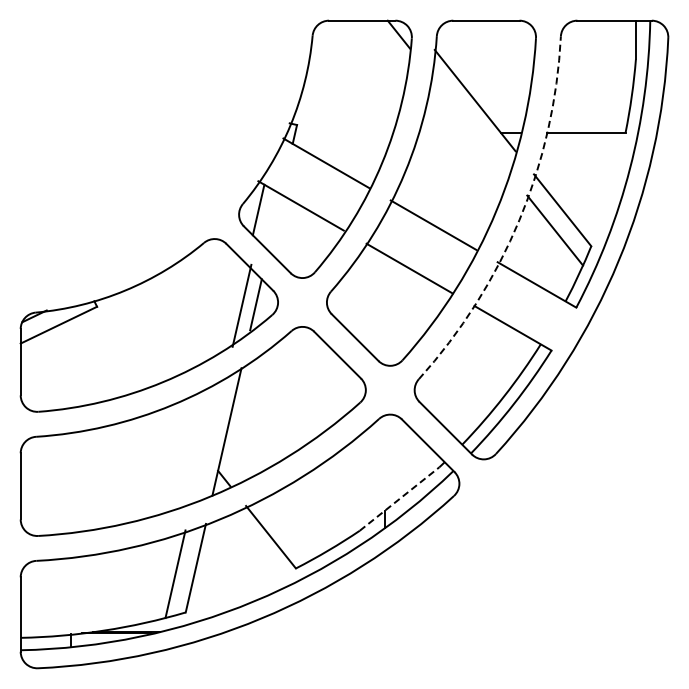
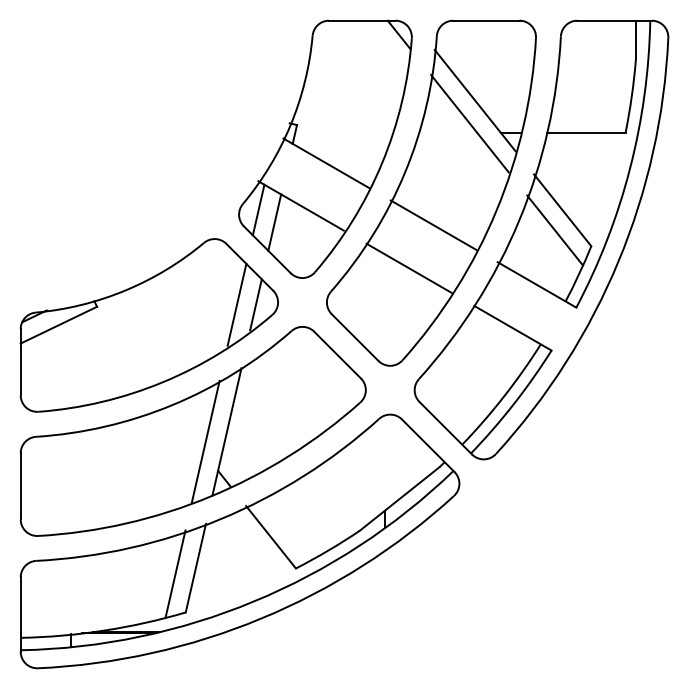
line: none -> present (469, 123)
arc: dashed -> solid (519, 220)
line: none -> present (274, 222)
line position: (241, 305) -> (236, 304) (236, 304)
line: none -> present (205, 441)
line: dashed -> solid (399, 499)
